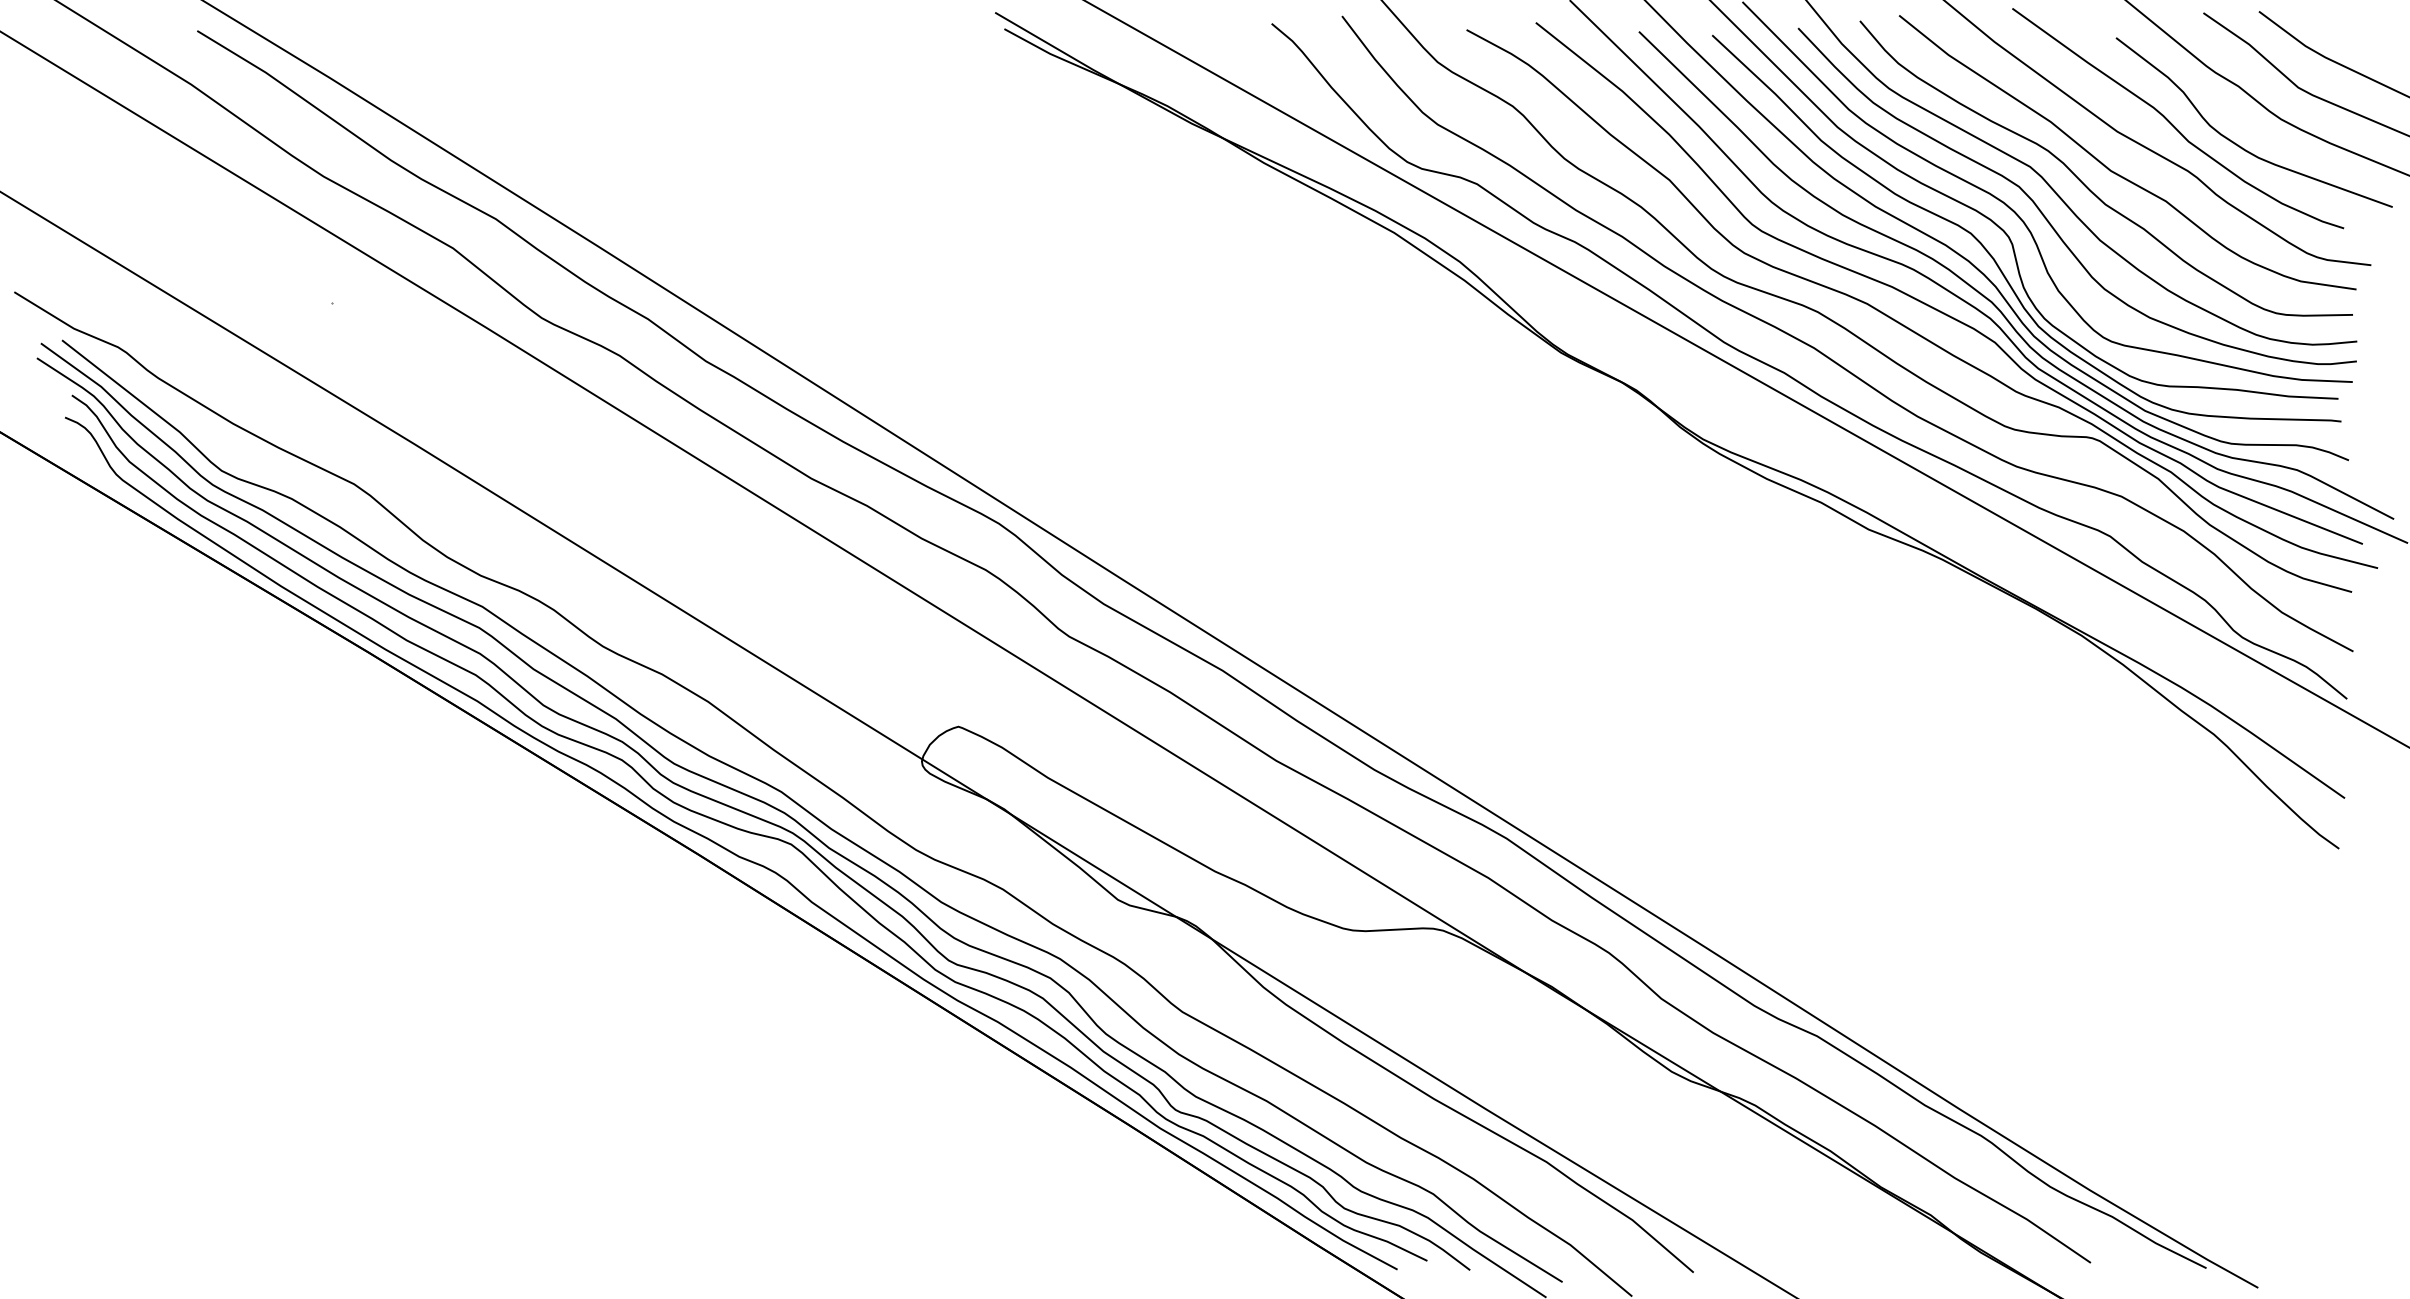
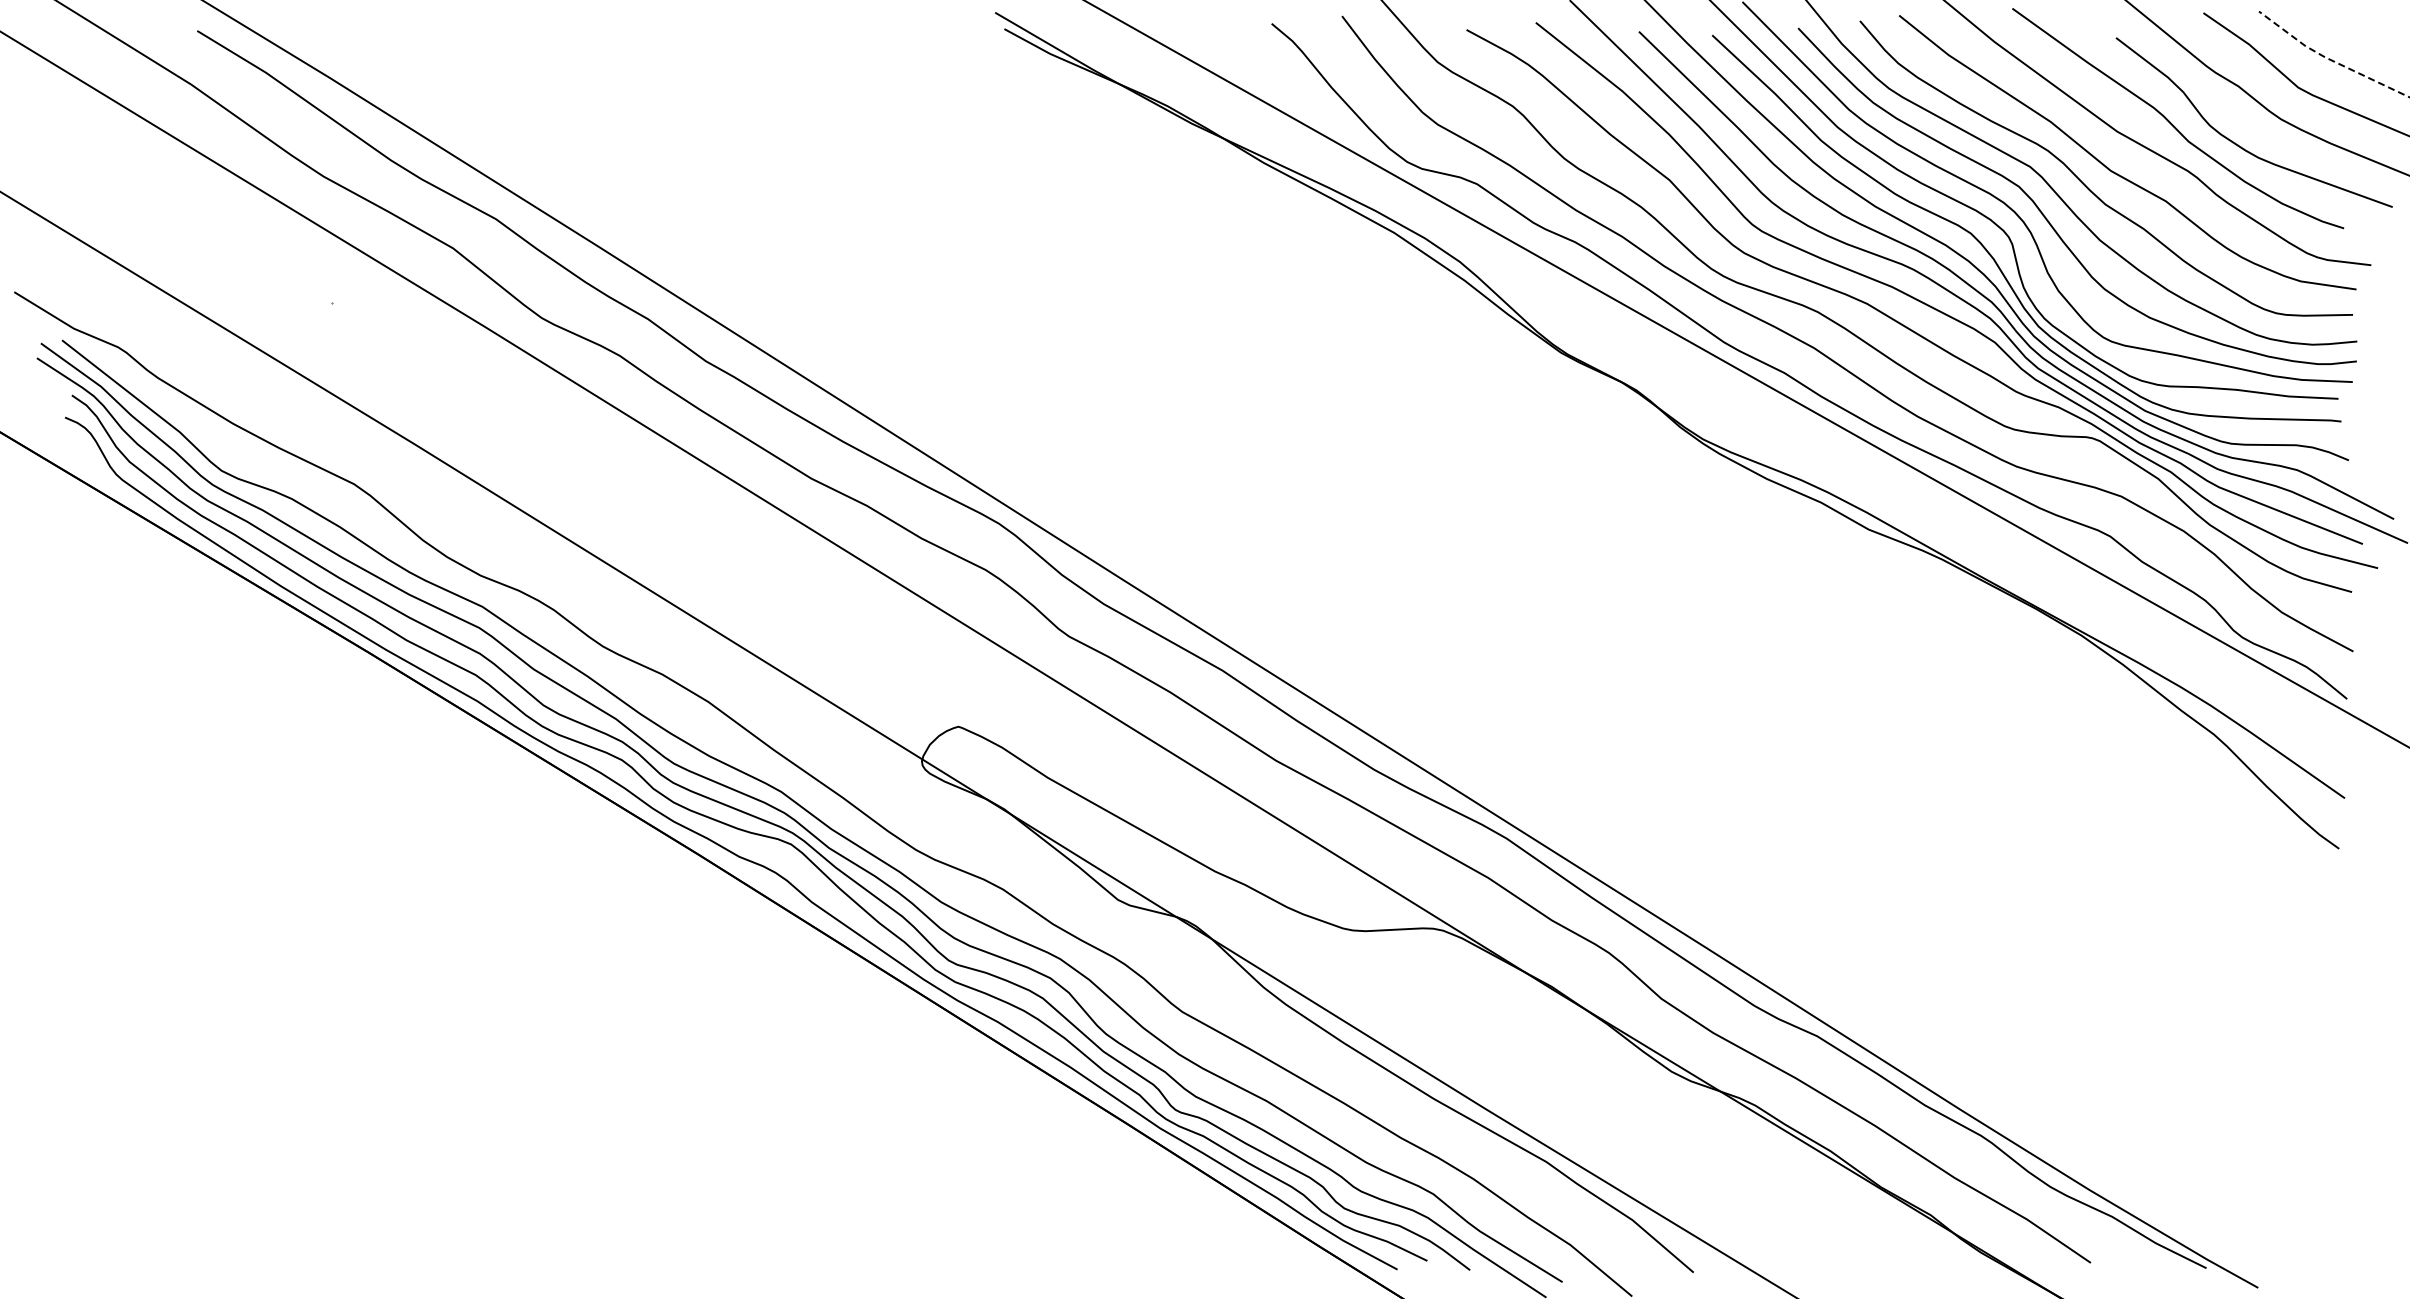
line: solid -> dashed (2329, 59)
